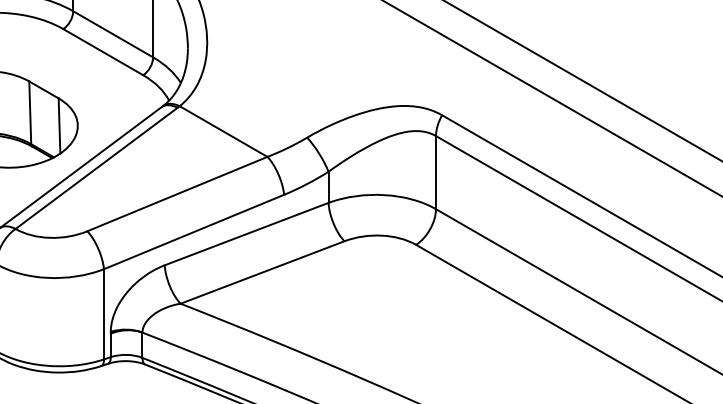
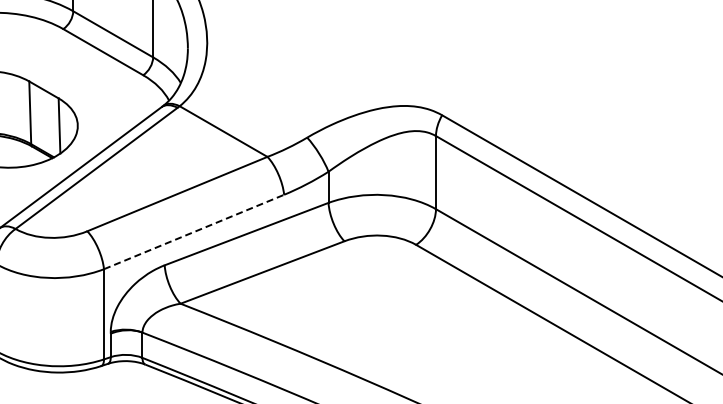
line: present -> none (582, 80)
line: present -> none (552, 98)
line: solid -> dashed (194, 231)
